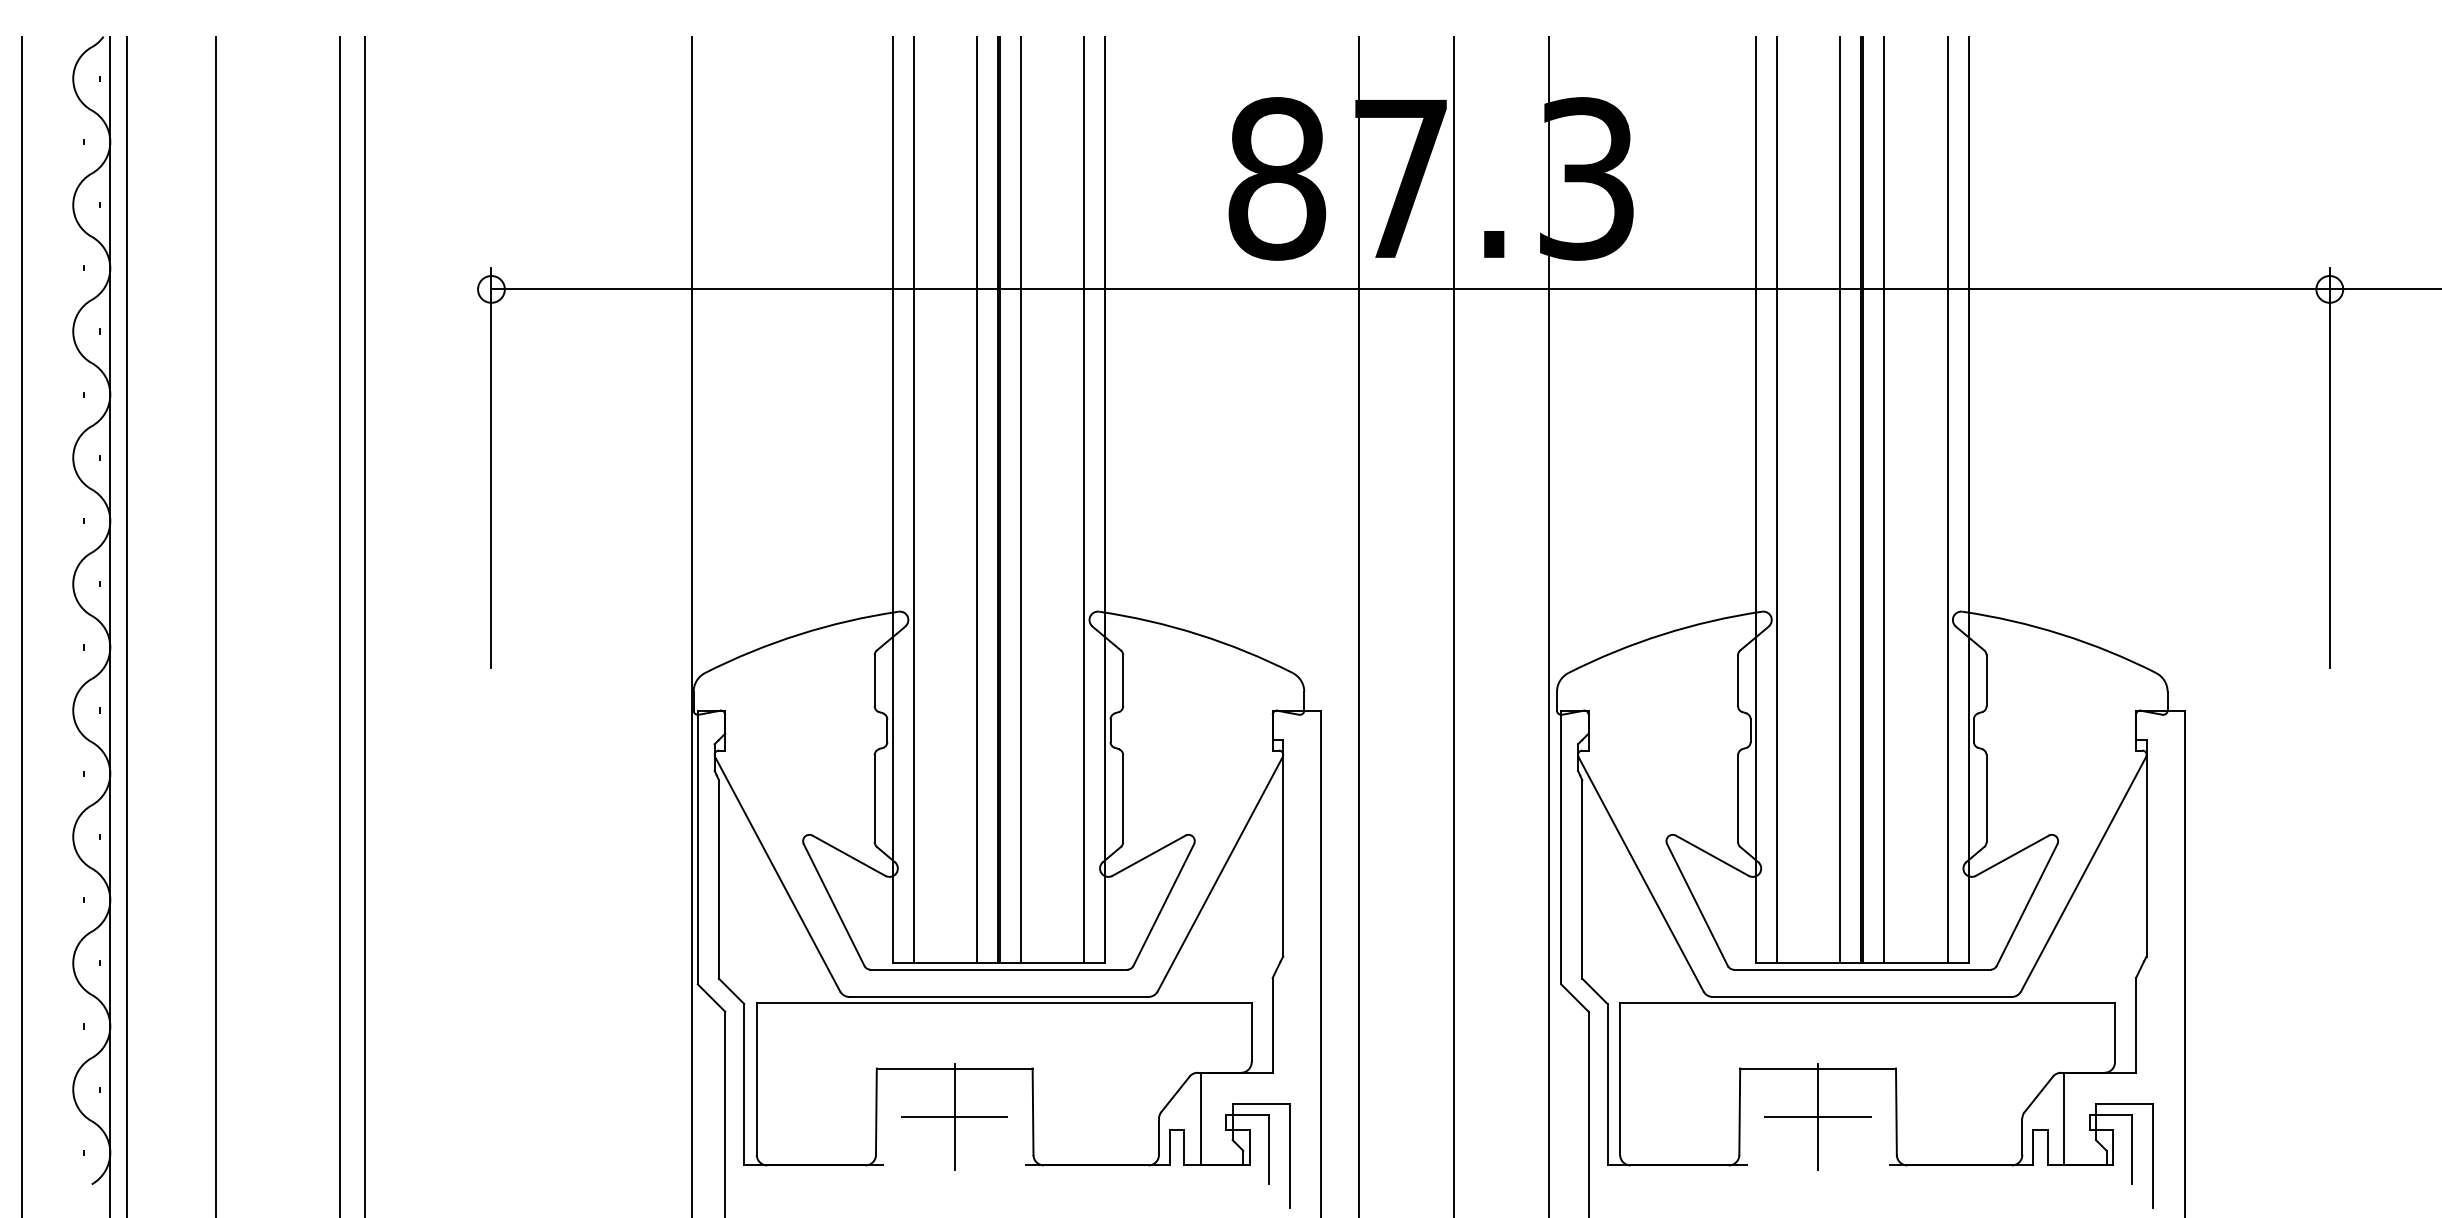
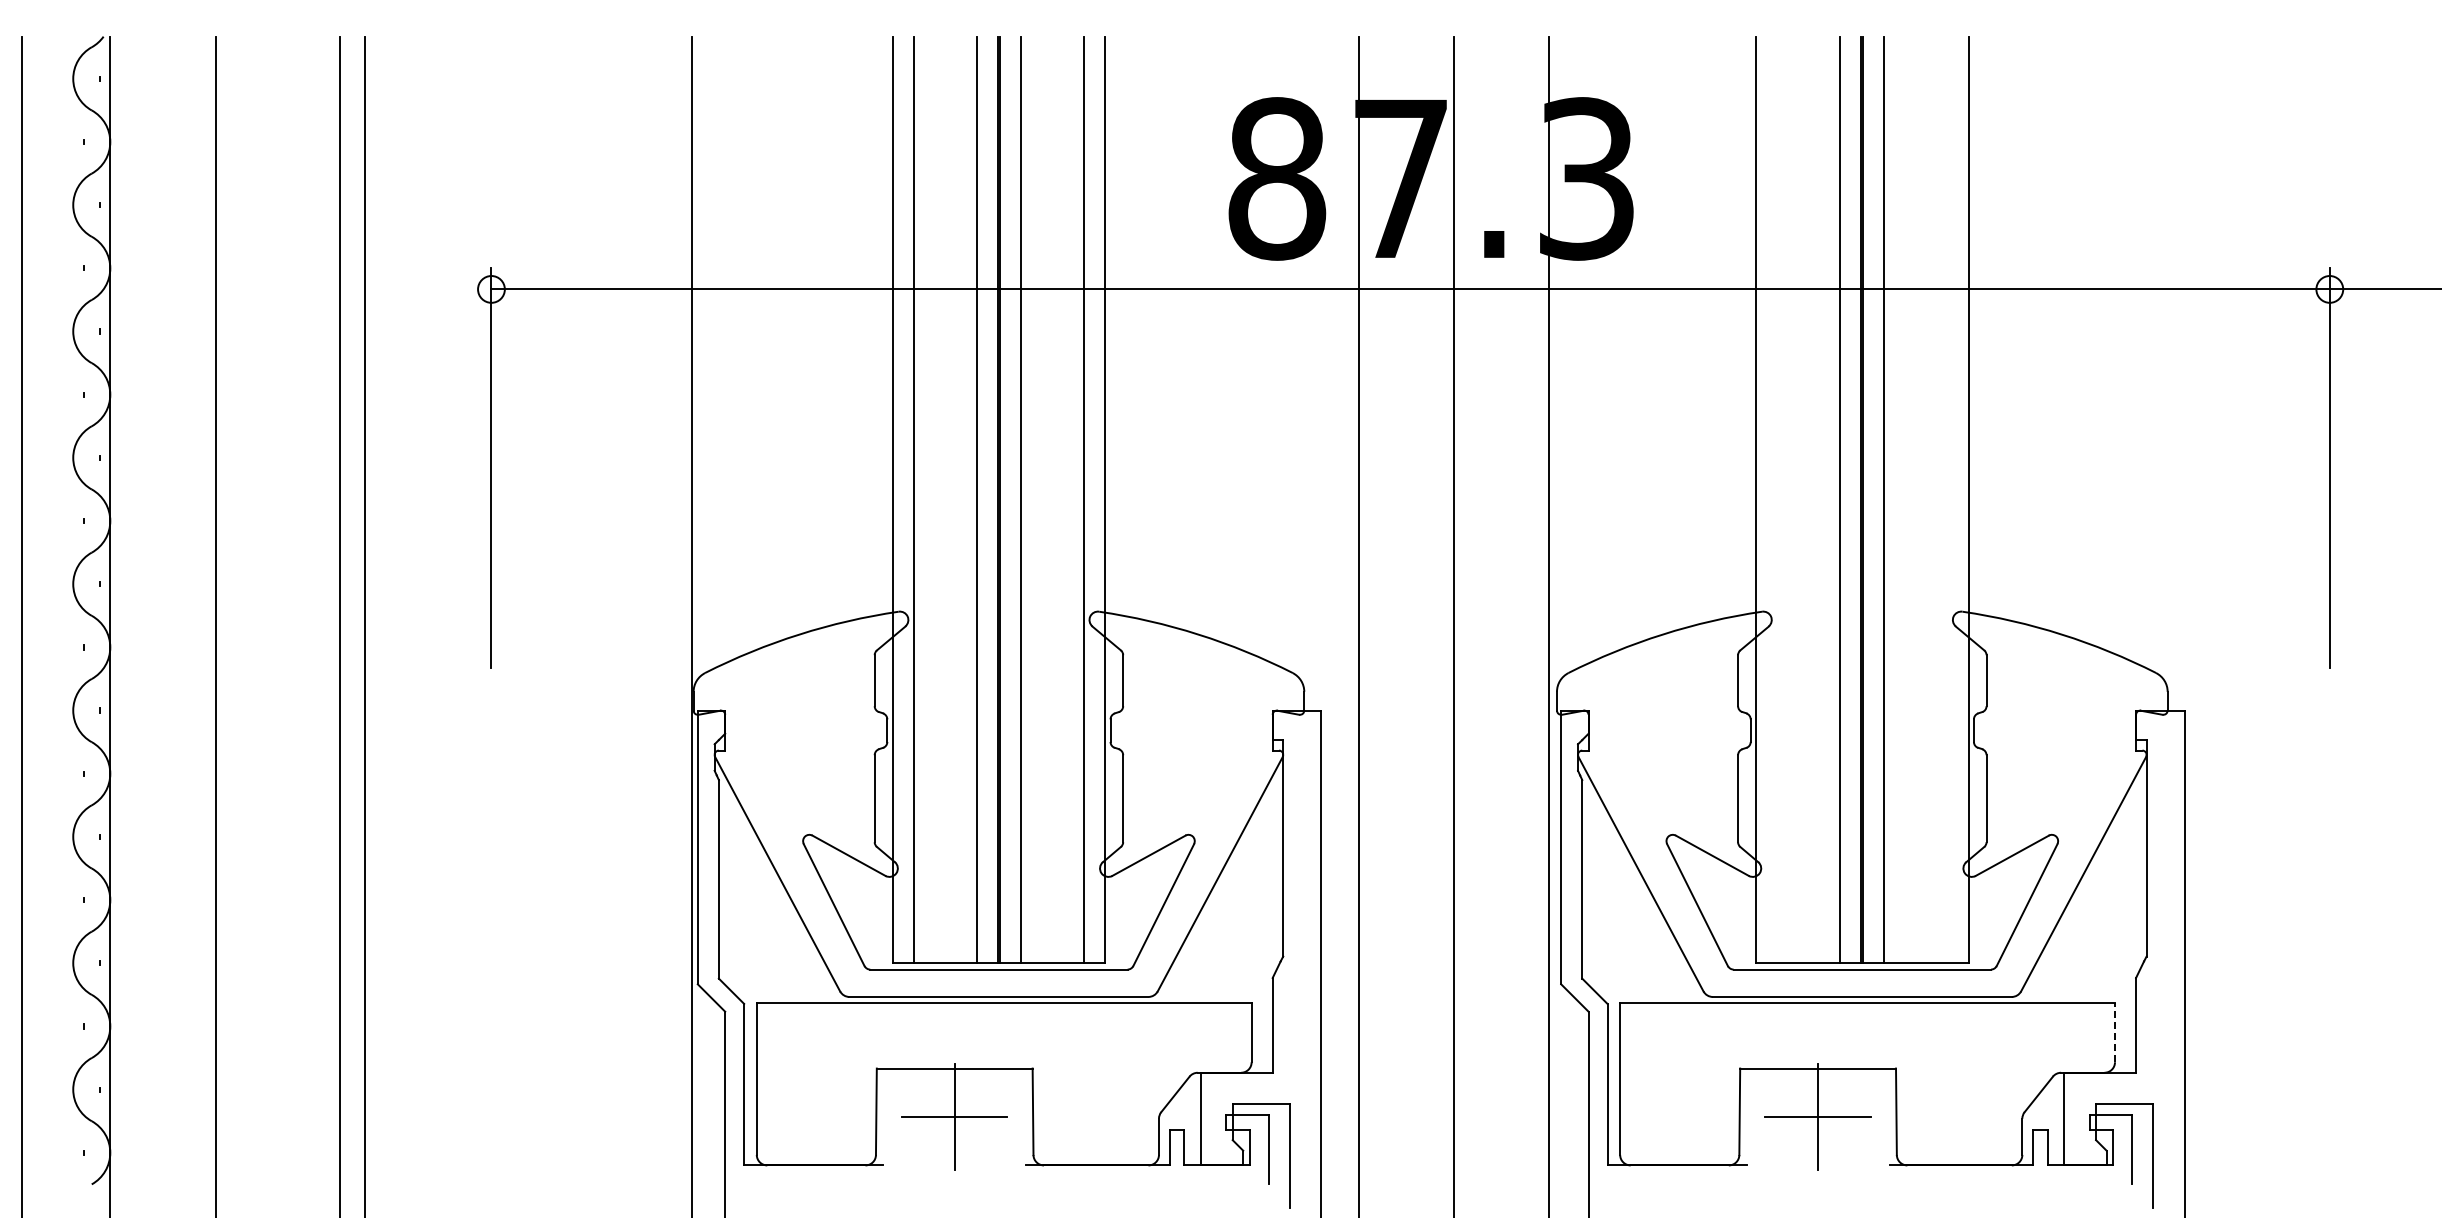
line: present -> none (1777, 499)
line: present -> none (1947, 499)
line: present -> none (127, 625)
line: solid -> dashed (2115, 1032)
